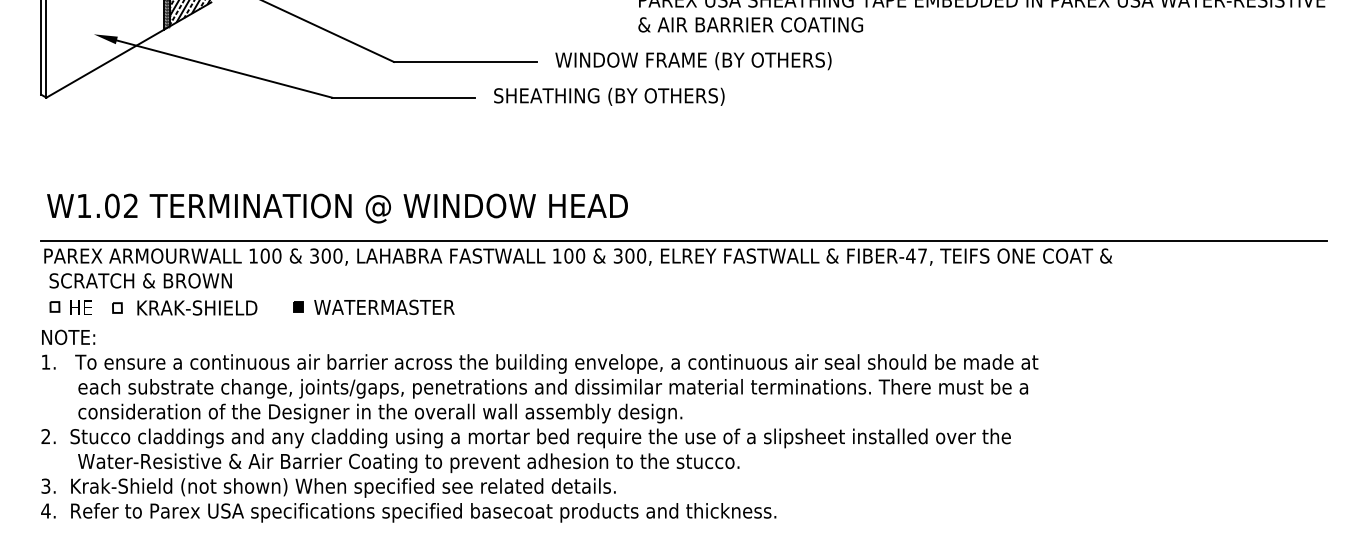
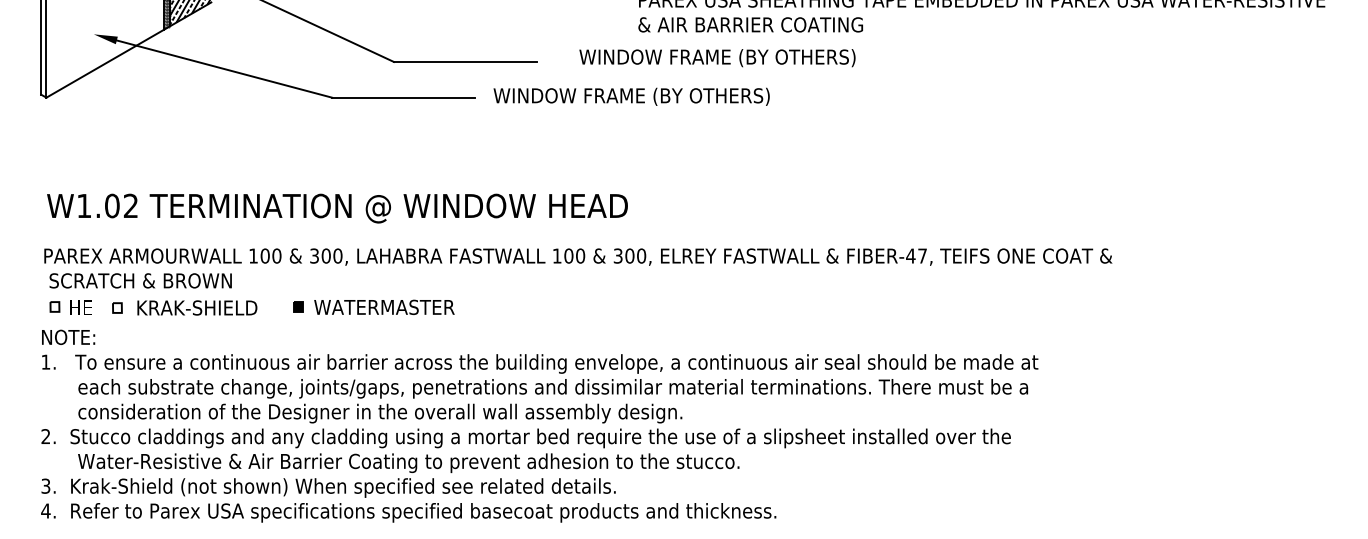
text position: (693, 61) -> (717, 58) (717, 58)
text: SHEATHING (BY OTHERS) -> WINDOW FRAME (BY OTHERS) (631, 96)
line: present -> none (683, 240)
